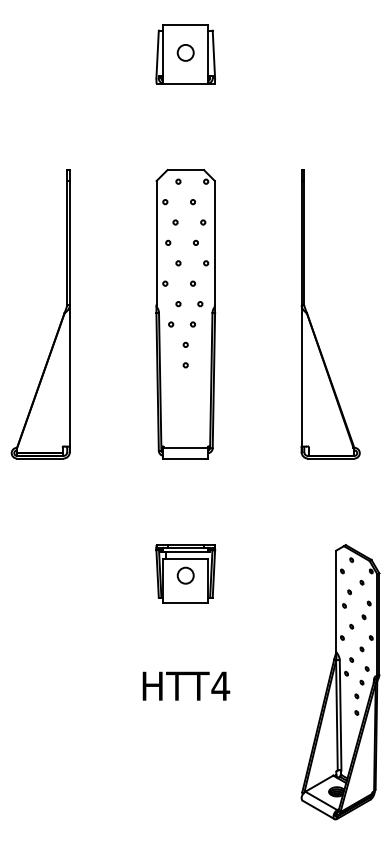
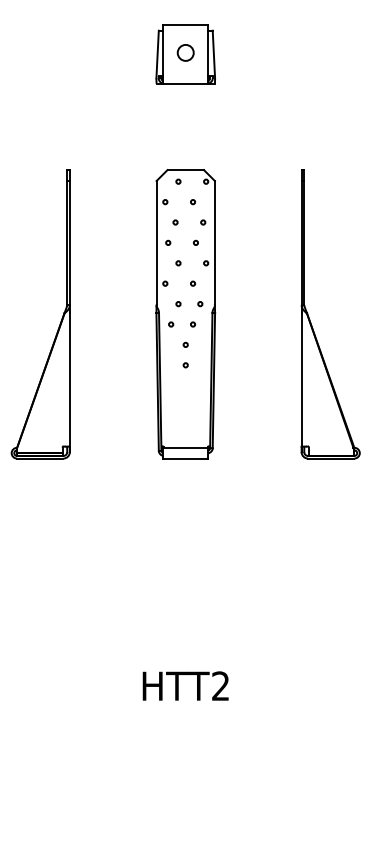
part: present -> none (185, 573)
part: present -> none (340, 682)
text: HTT4 -> HTT2 (220, 685)
